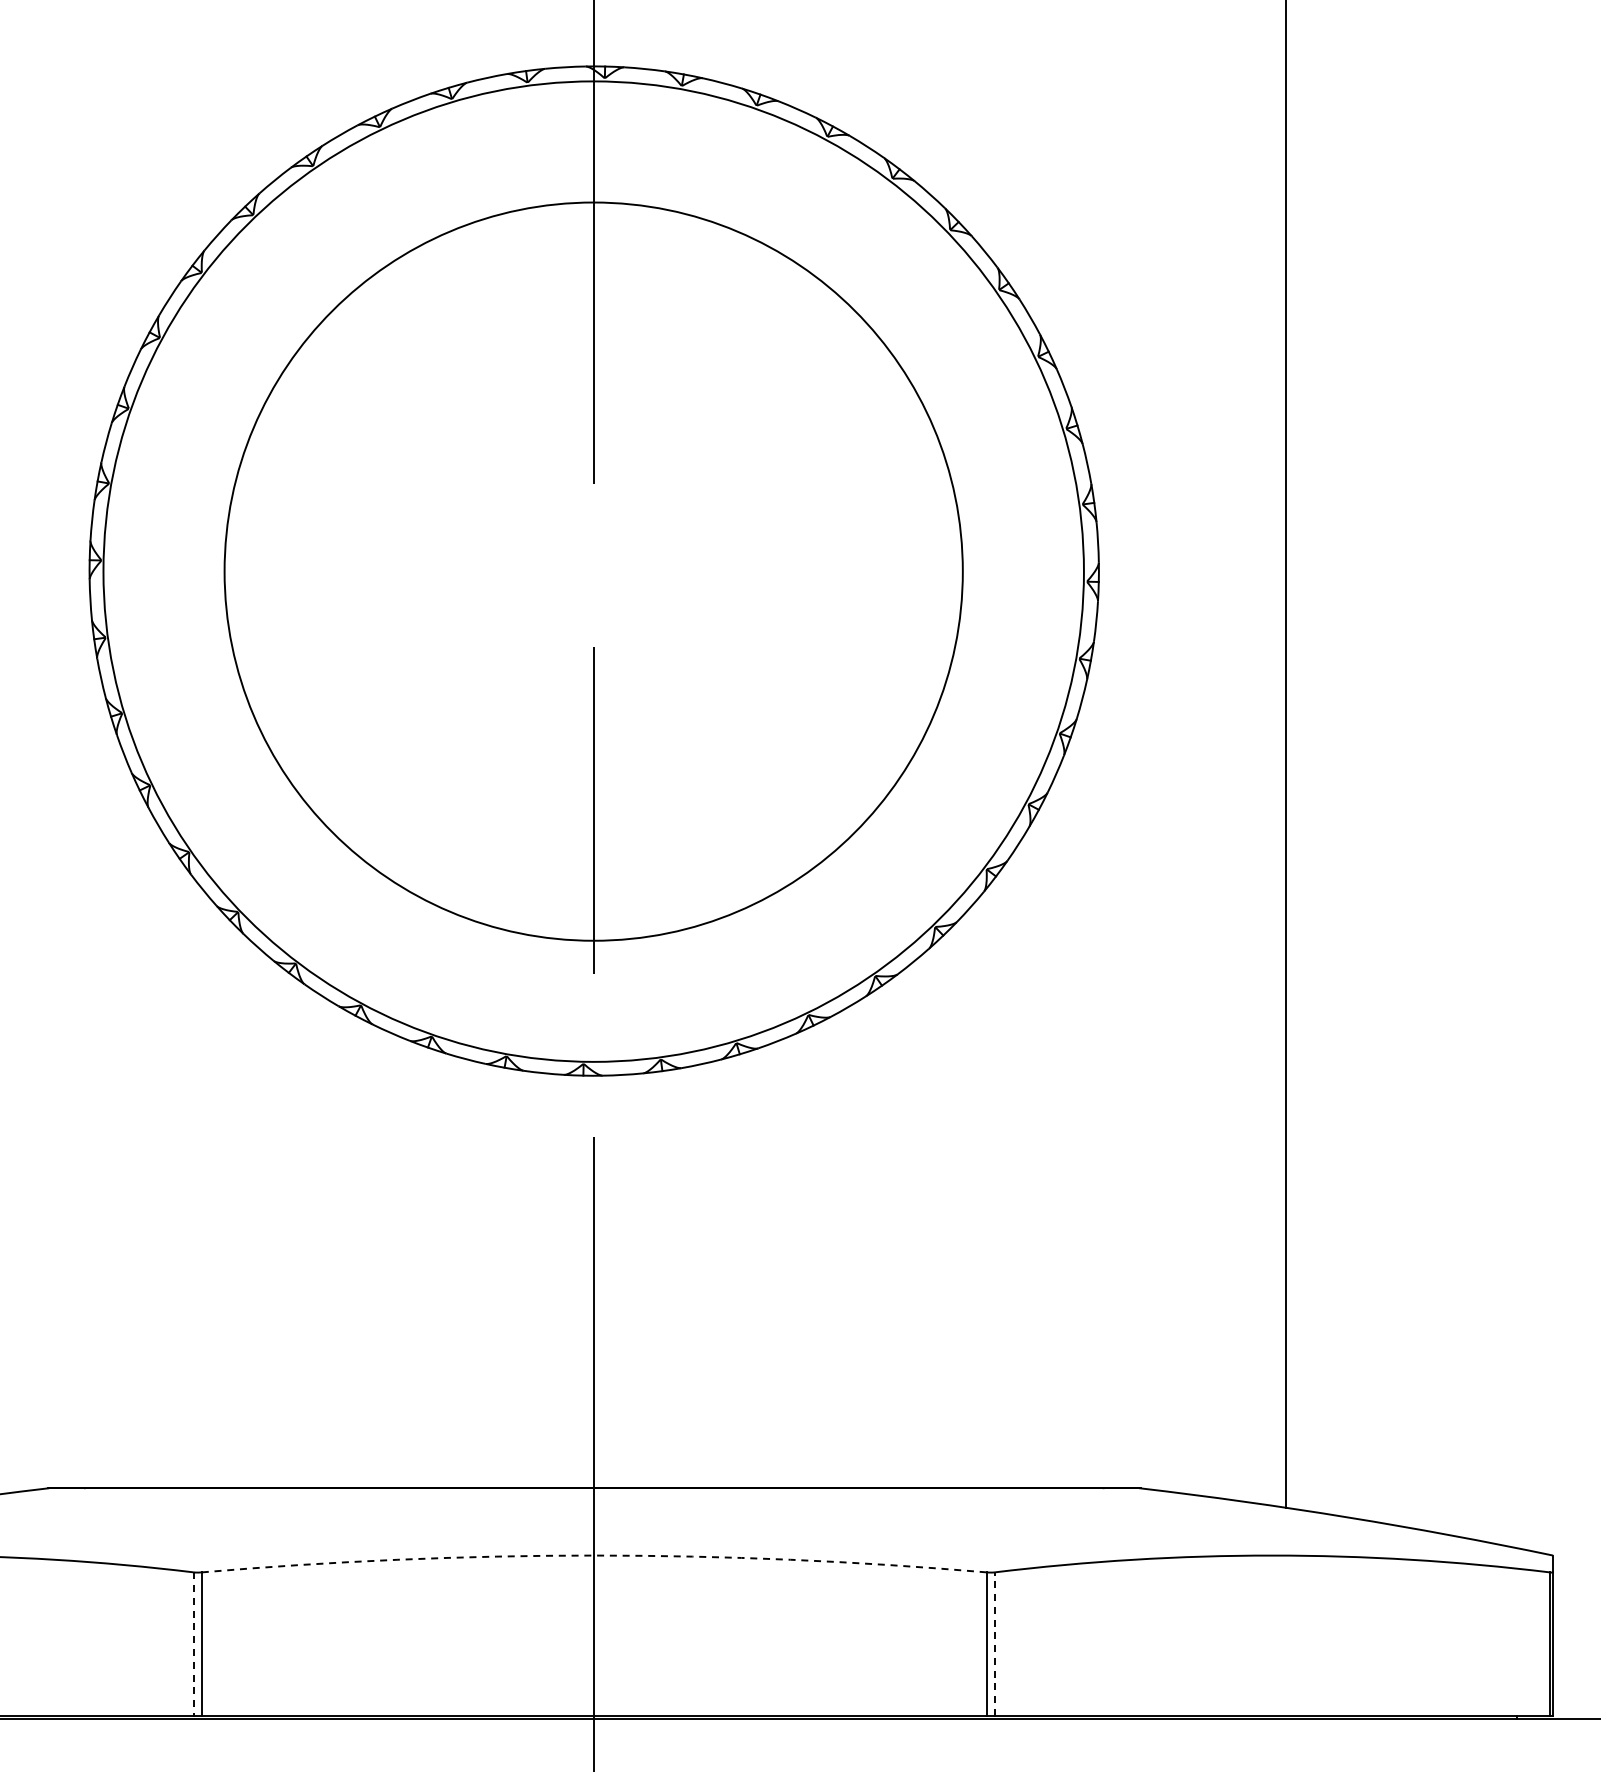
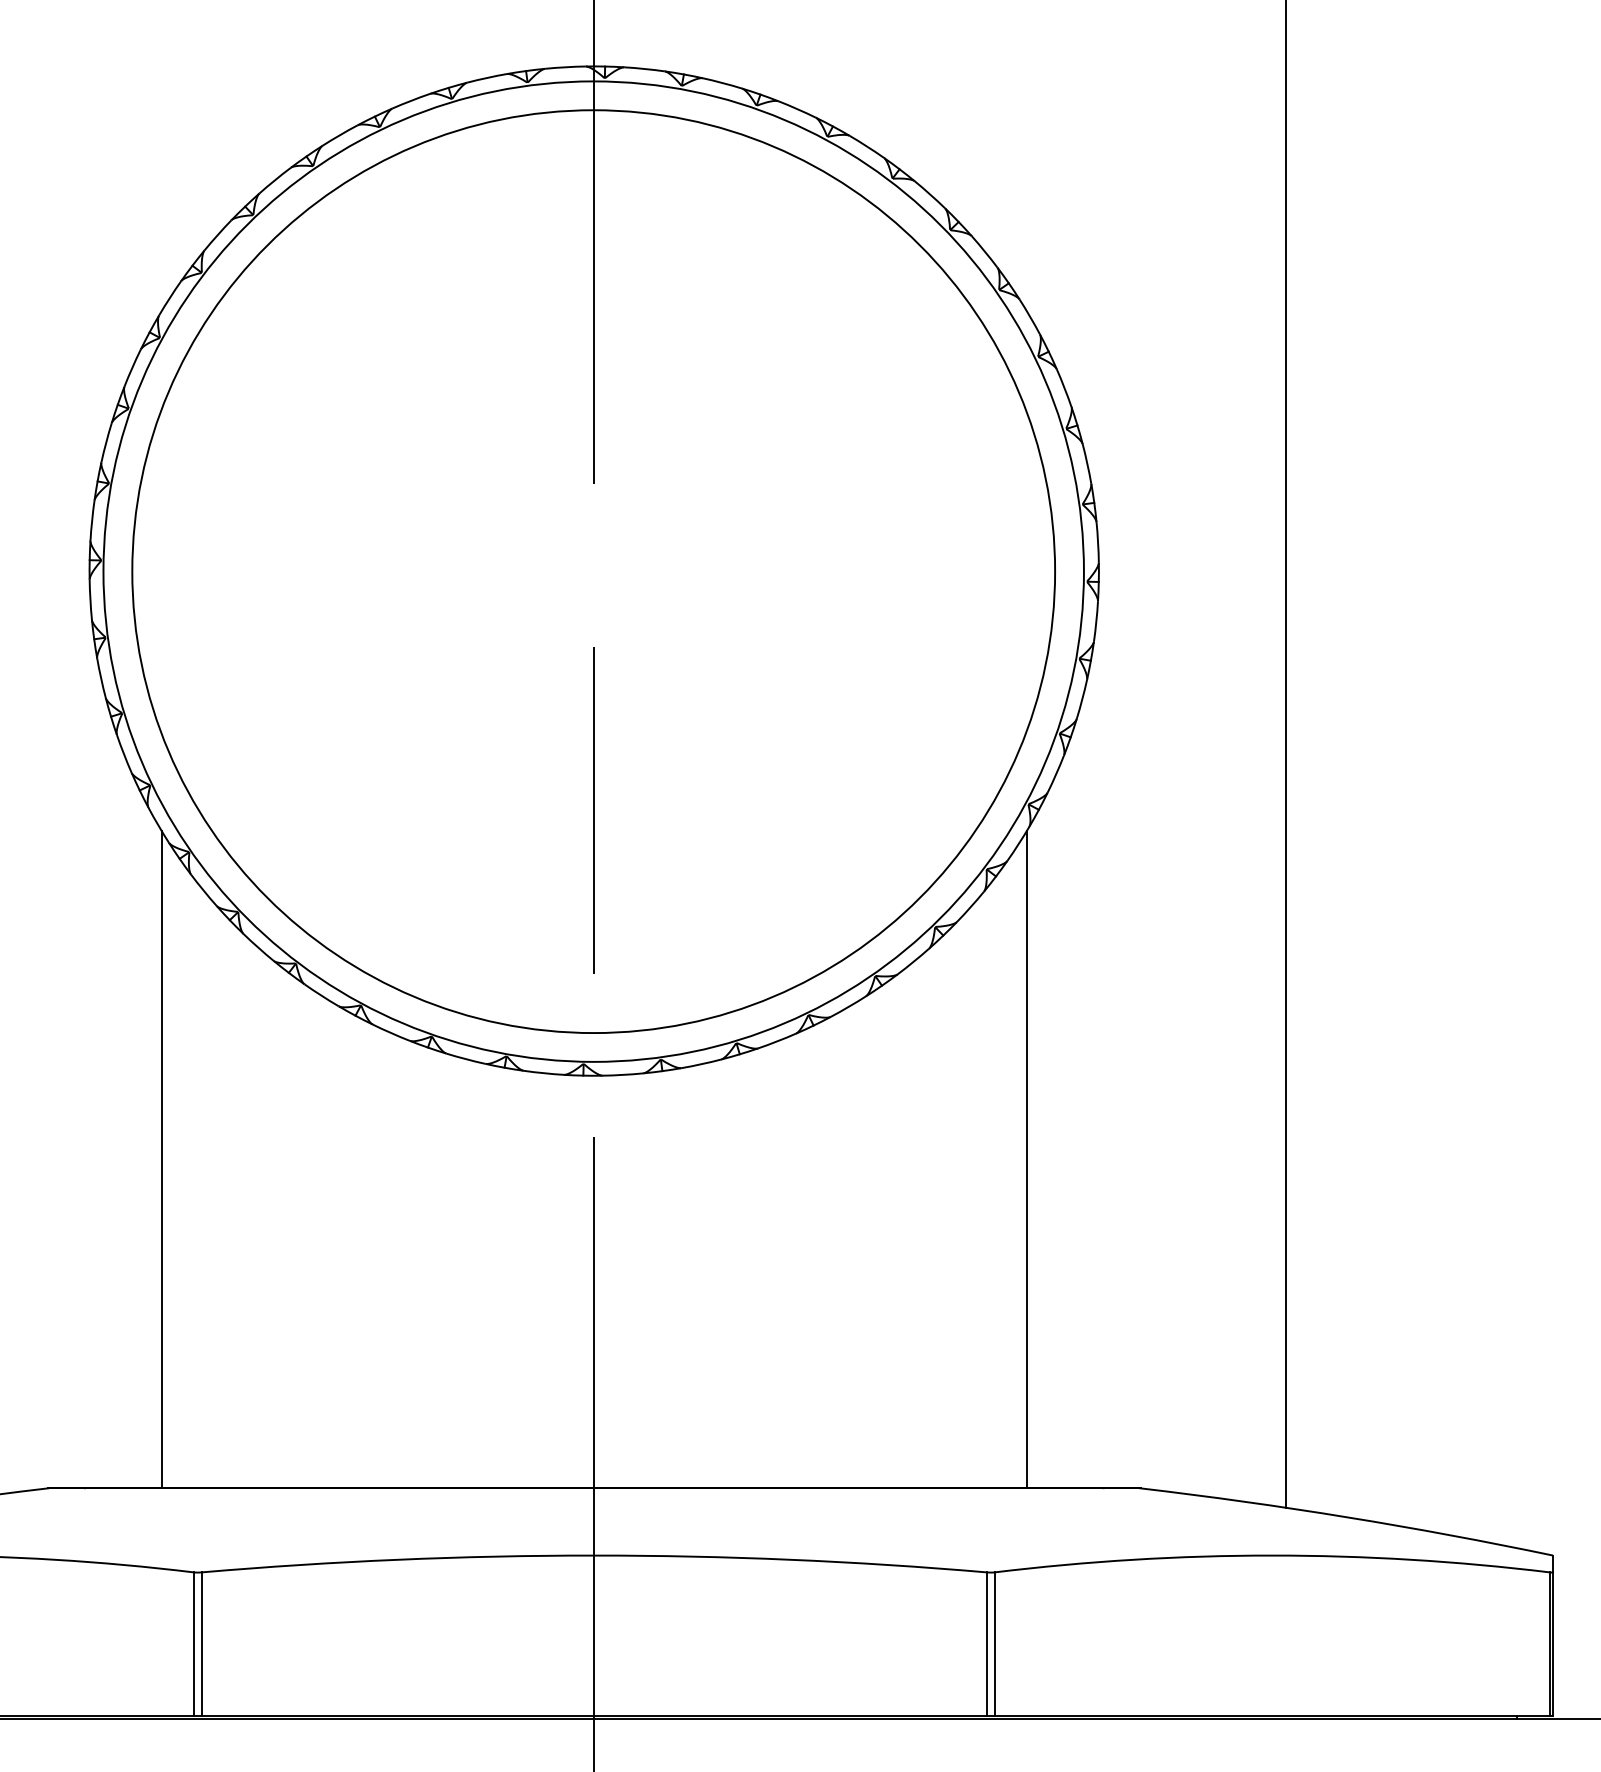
circle diameter: 738 px -> 923 px (593, 571)
line: none -> present (161, 1159)
line: none -> present (1026, 1159)
arc: dashed -> solid (594, 1555)
line: dashed -> solid (193, 1644)
line: dashed -> solid (994, 1644)
